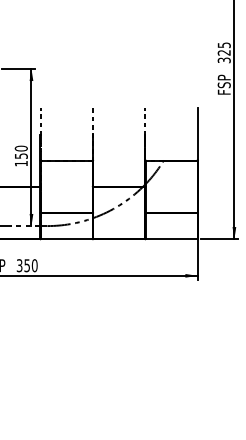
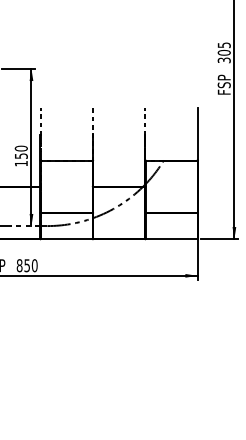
text: 325 -> 305 (223, 52)
text: 350 -> 850 (19, 265)
